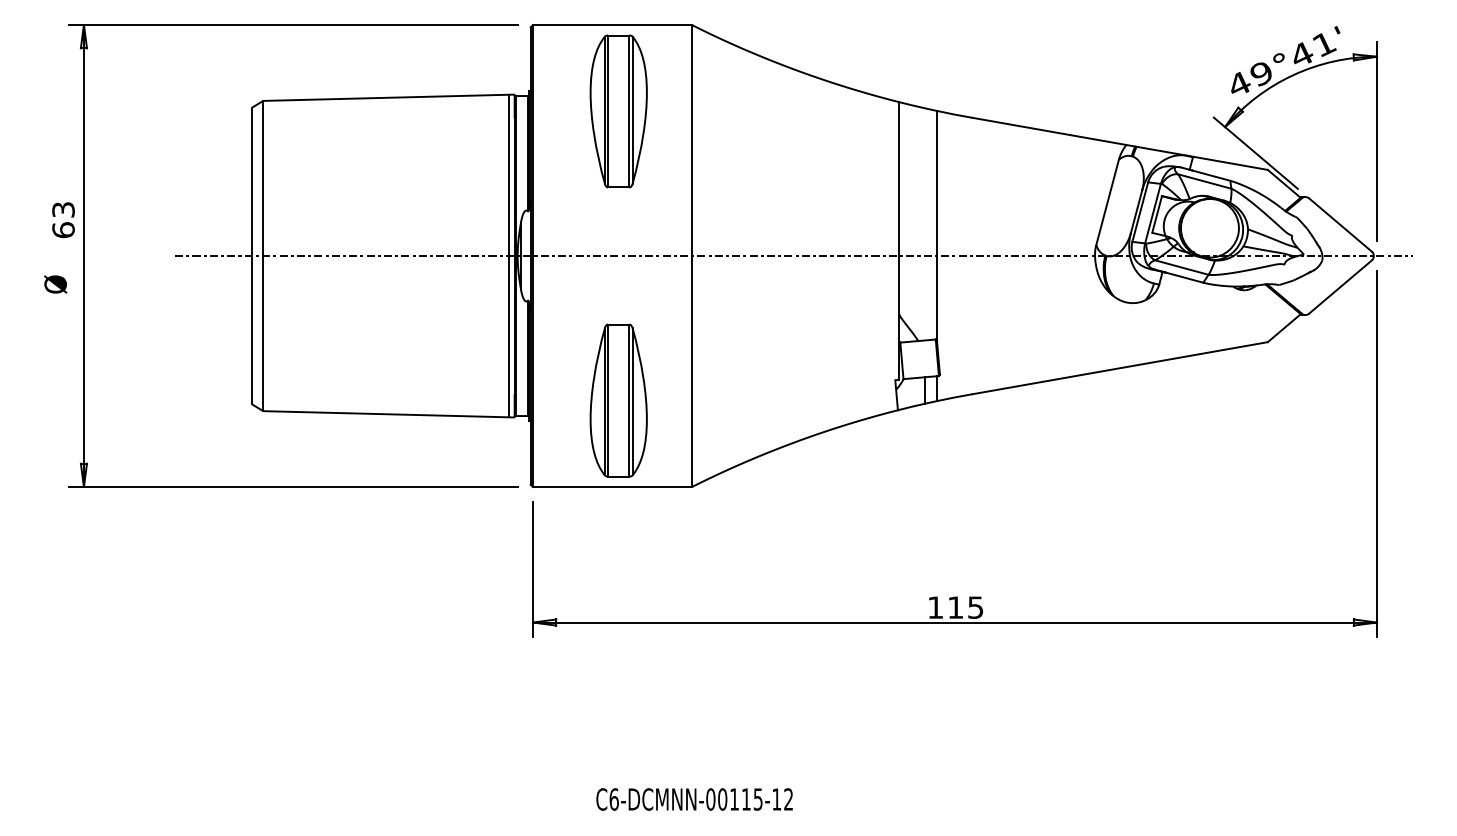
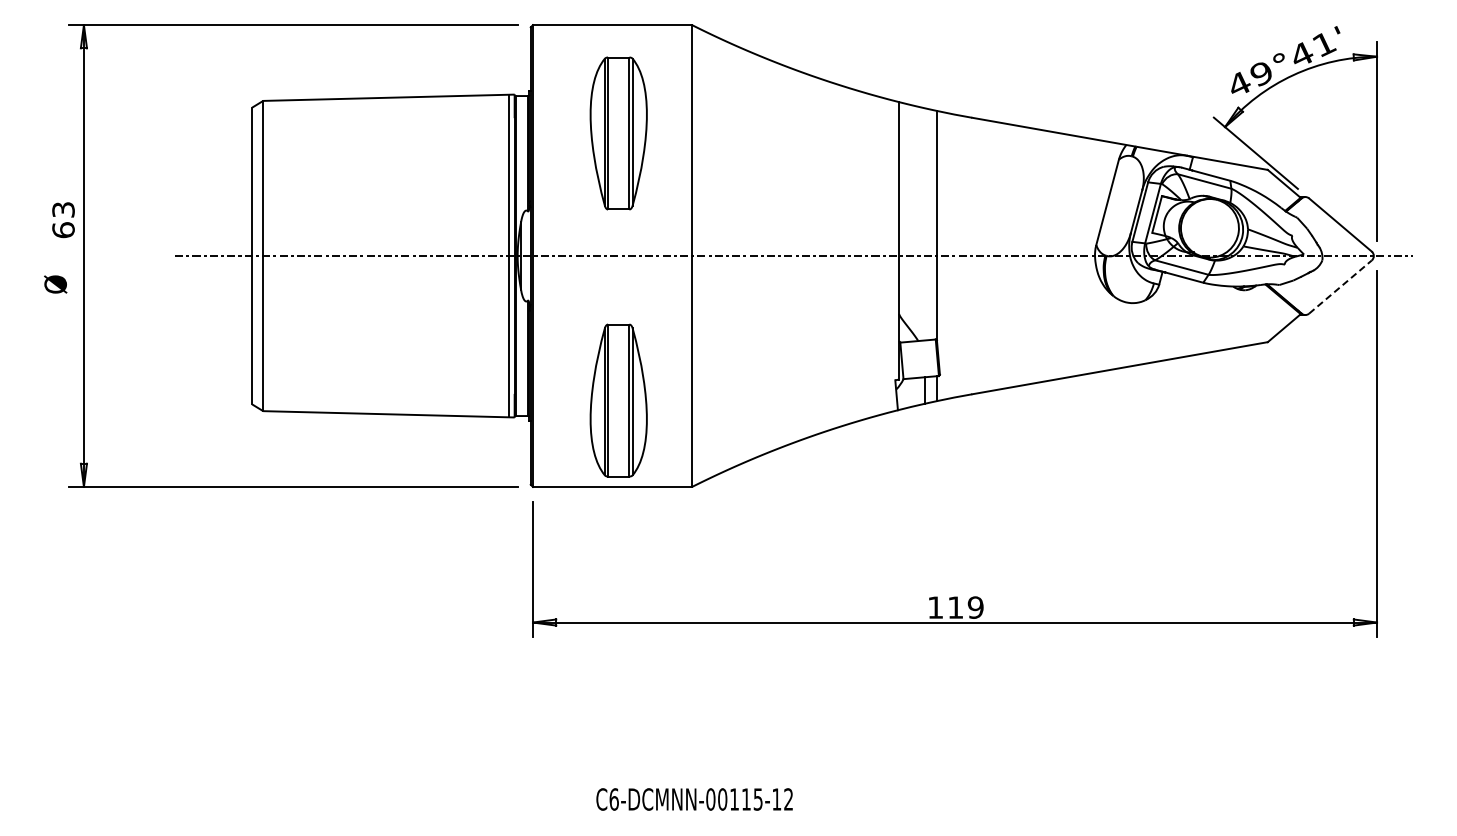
part position: (618, 111) -> (618, 133) (618, 133)
line: solid -> dashed (1340, 286)
text: 115 -> 119 (975, 607)
